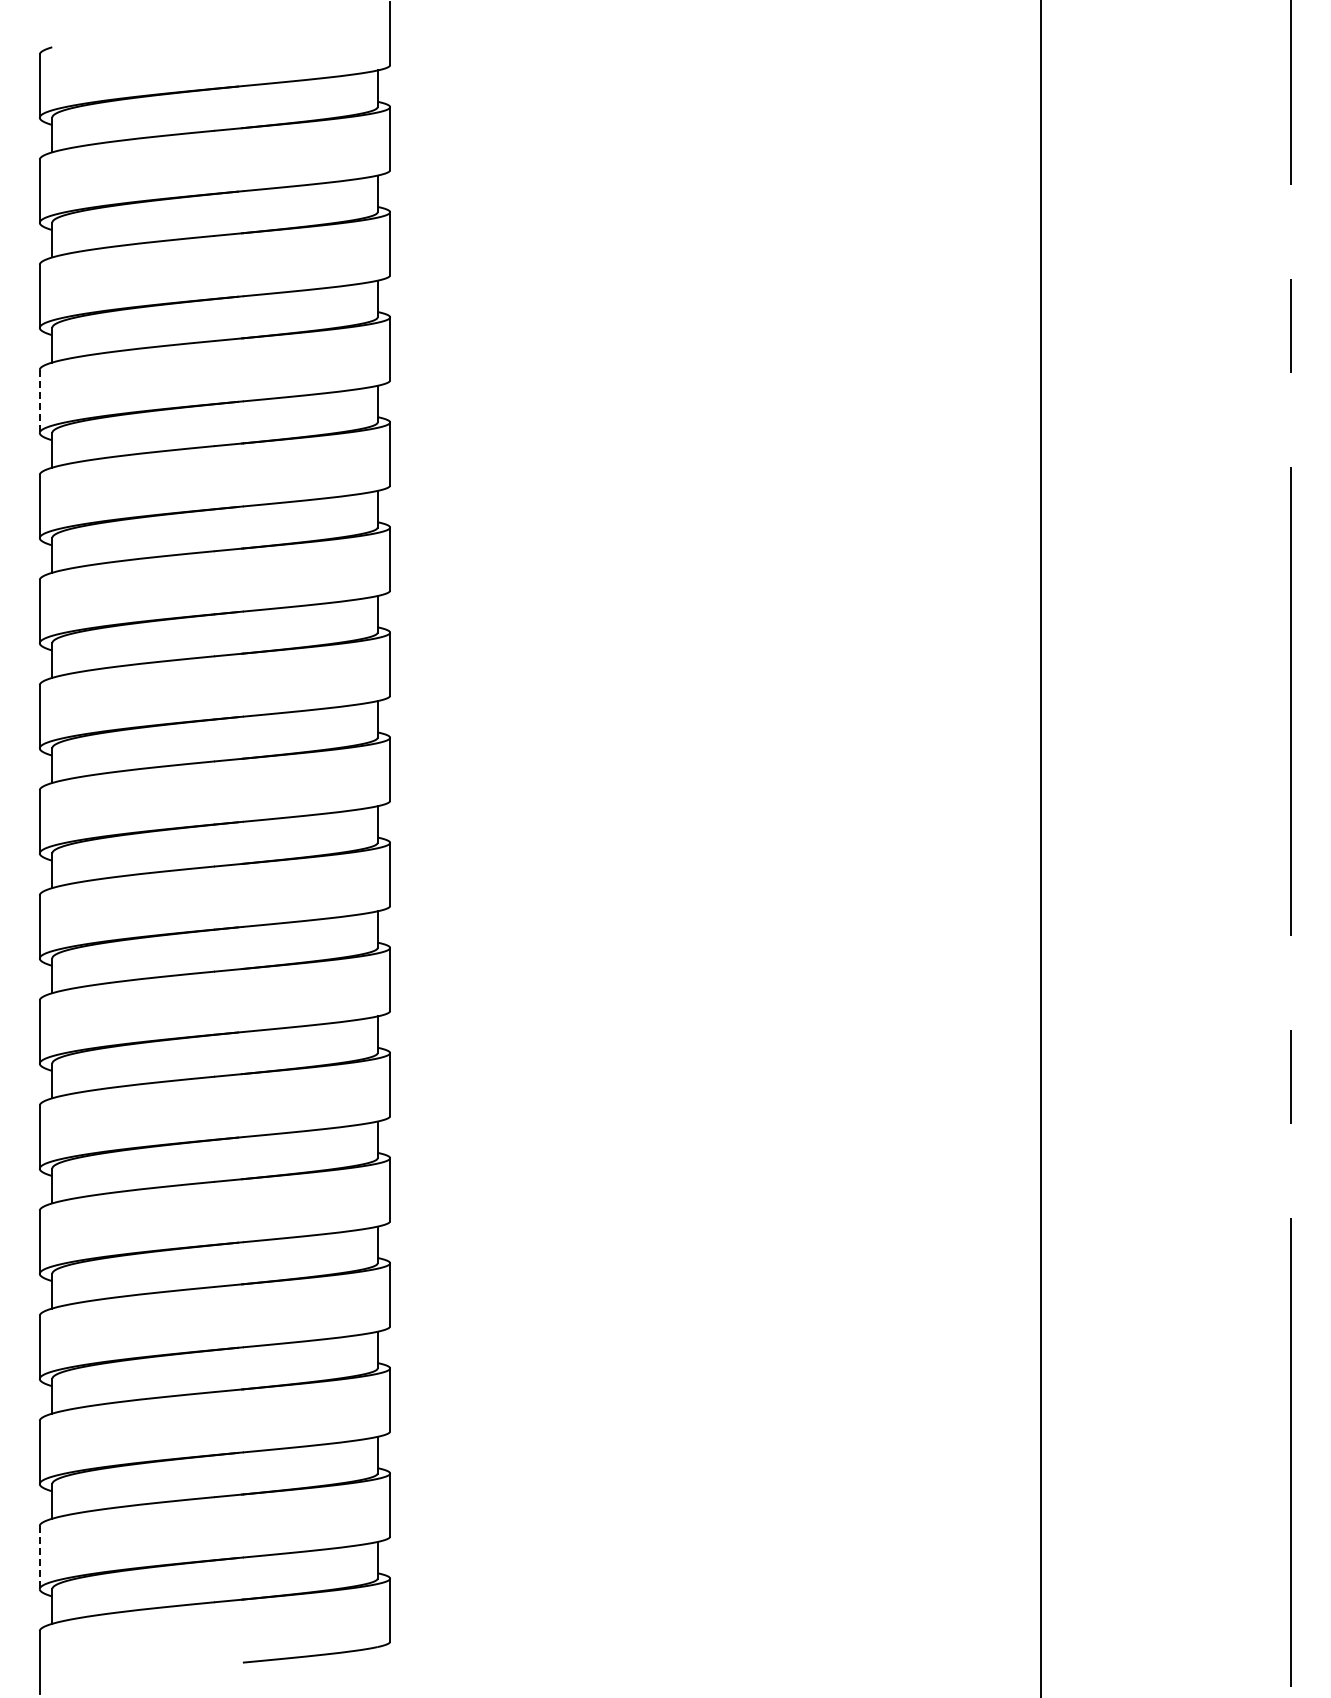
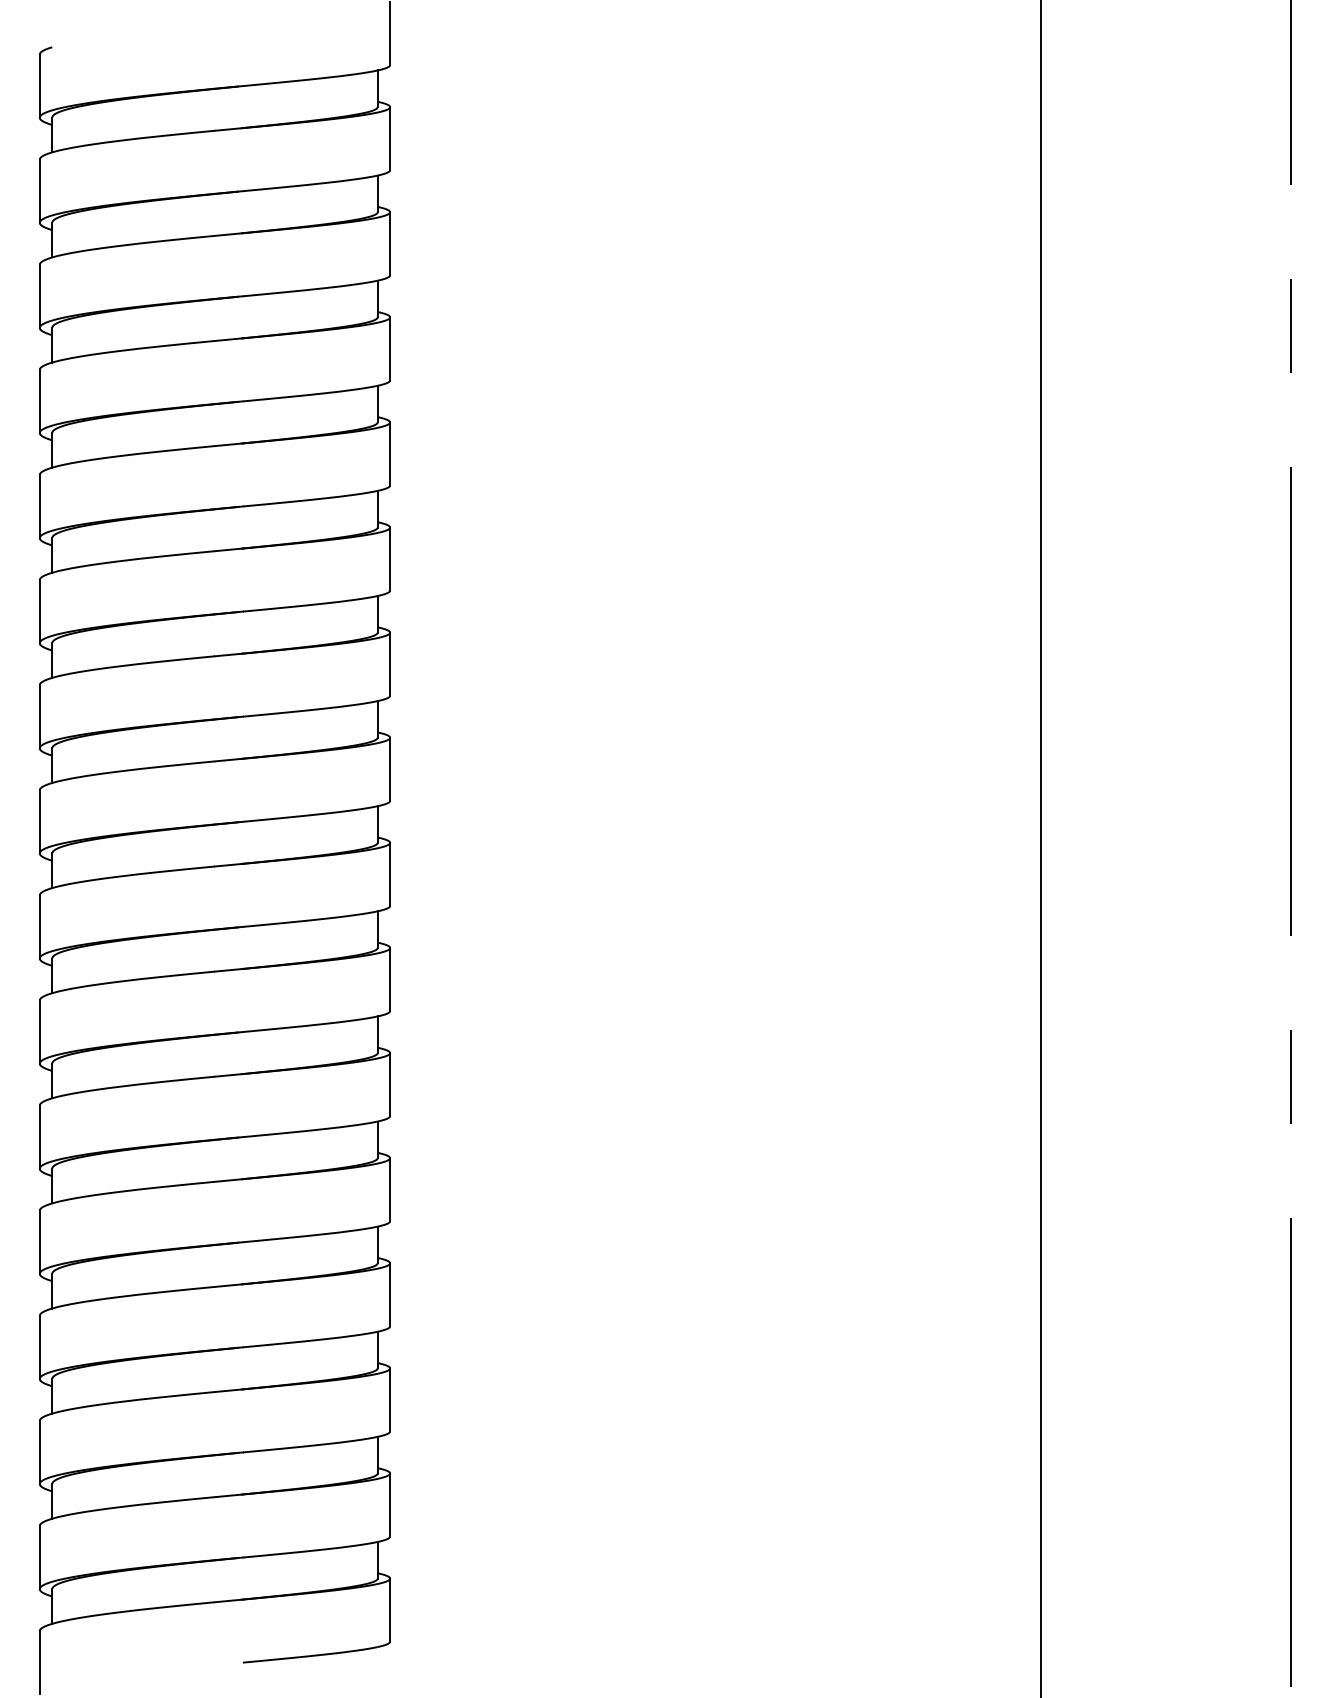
line: dashed -> solid (39, 401)
line: dashed -> solid (39, 1557)
